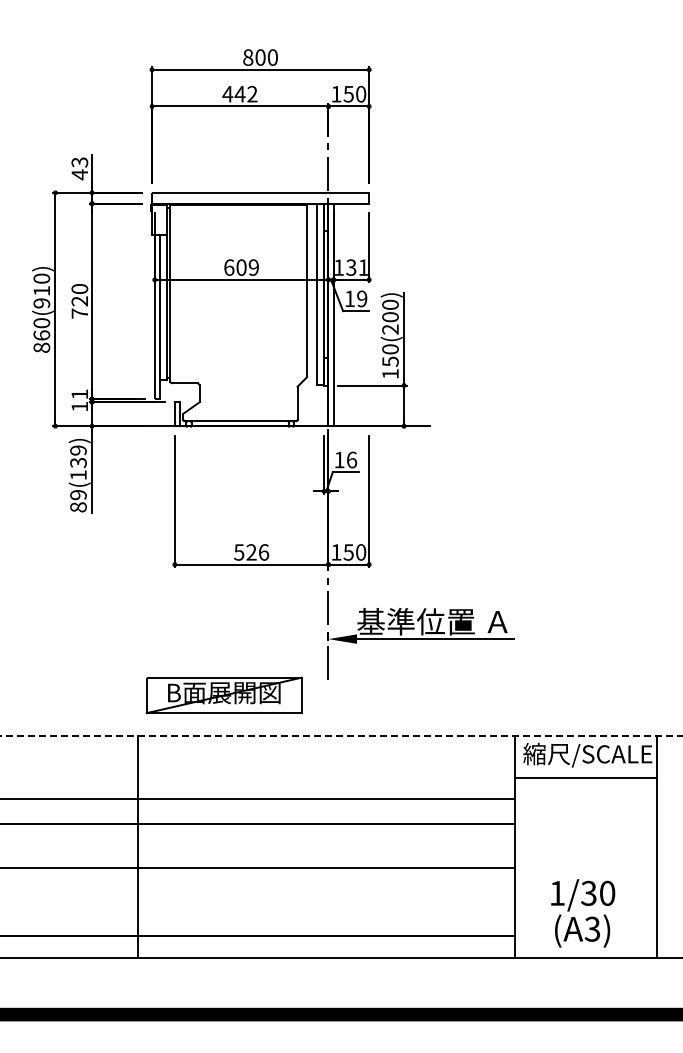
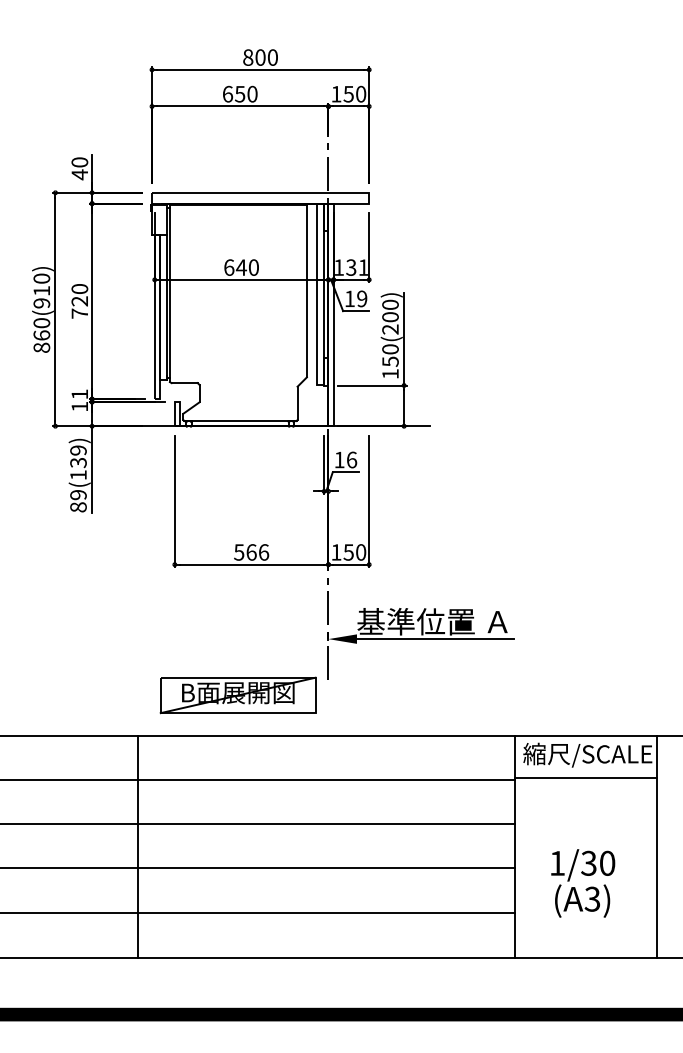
text: 442 -> 650 (239, 93)
text: 43 -> 40 (79, 162)
text: 609 -> 640 (246, 267)
text: 526 -> 566 (251, 552)
part position: (223, 695) -> (237, 695) (237, 695)
line: dashed -> solid (341, 735)
line position: (258, 798) -> (258, 779) (258, 779)
text position: (583, 913) -> (583, 883) (583, 883)
line position: (258, 935) -> (258, 912) (258, 912)
